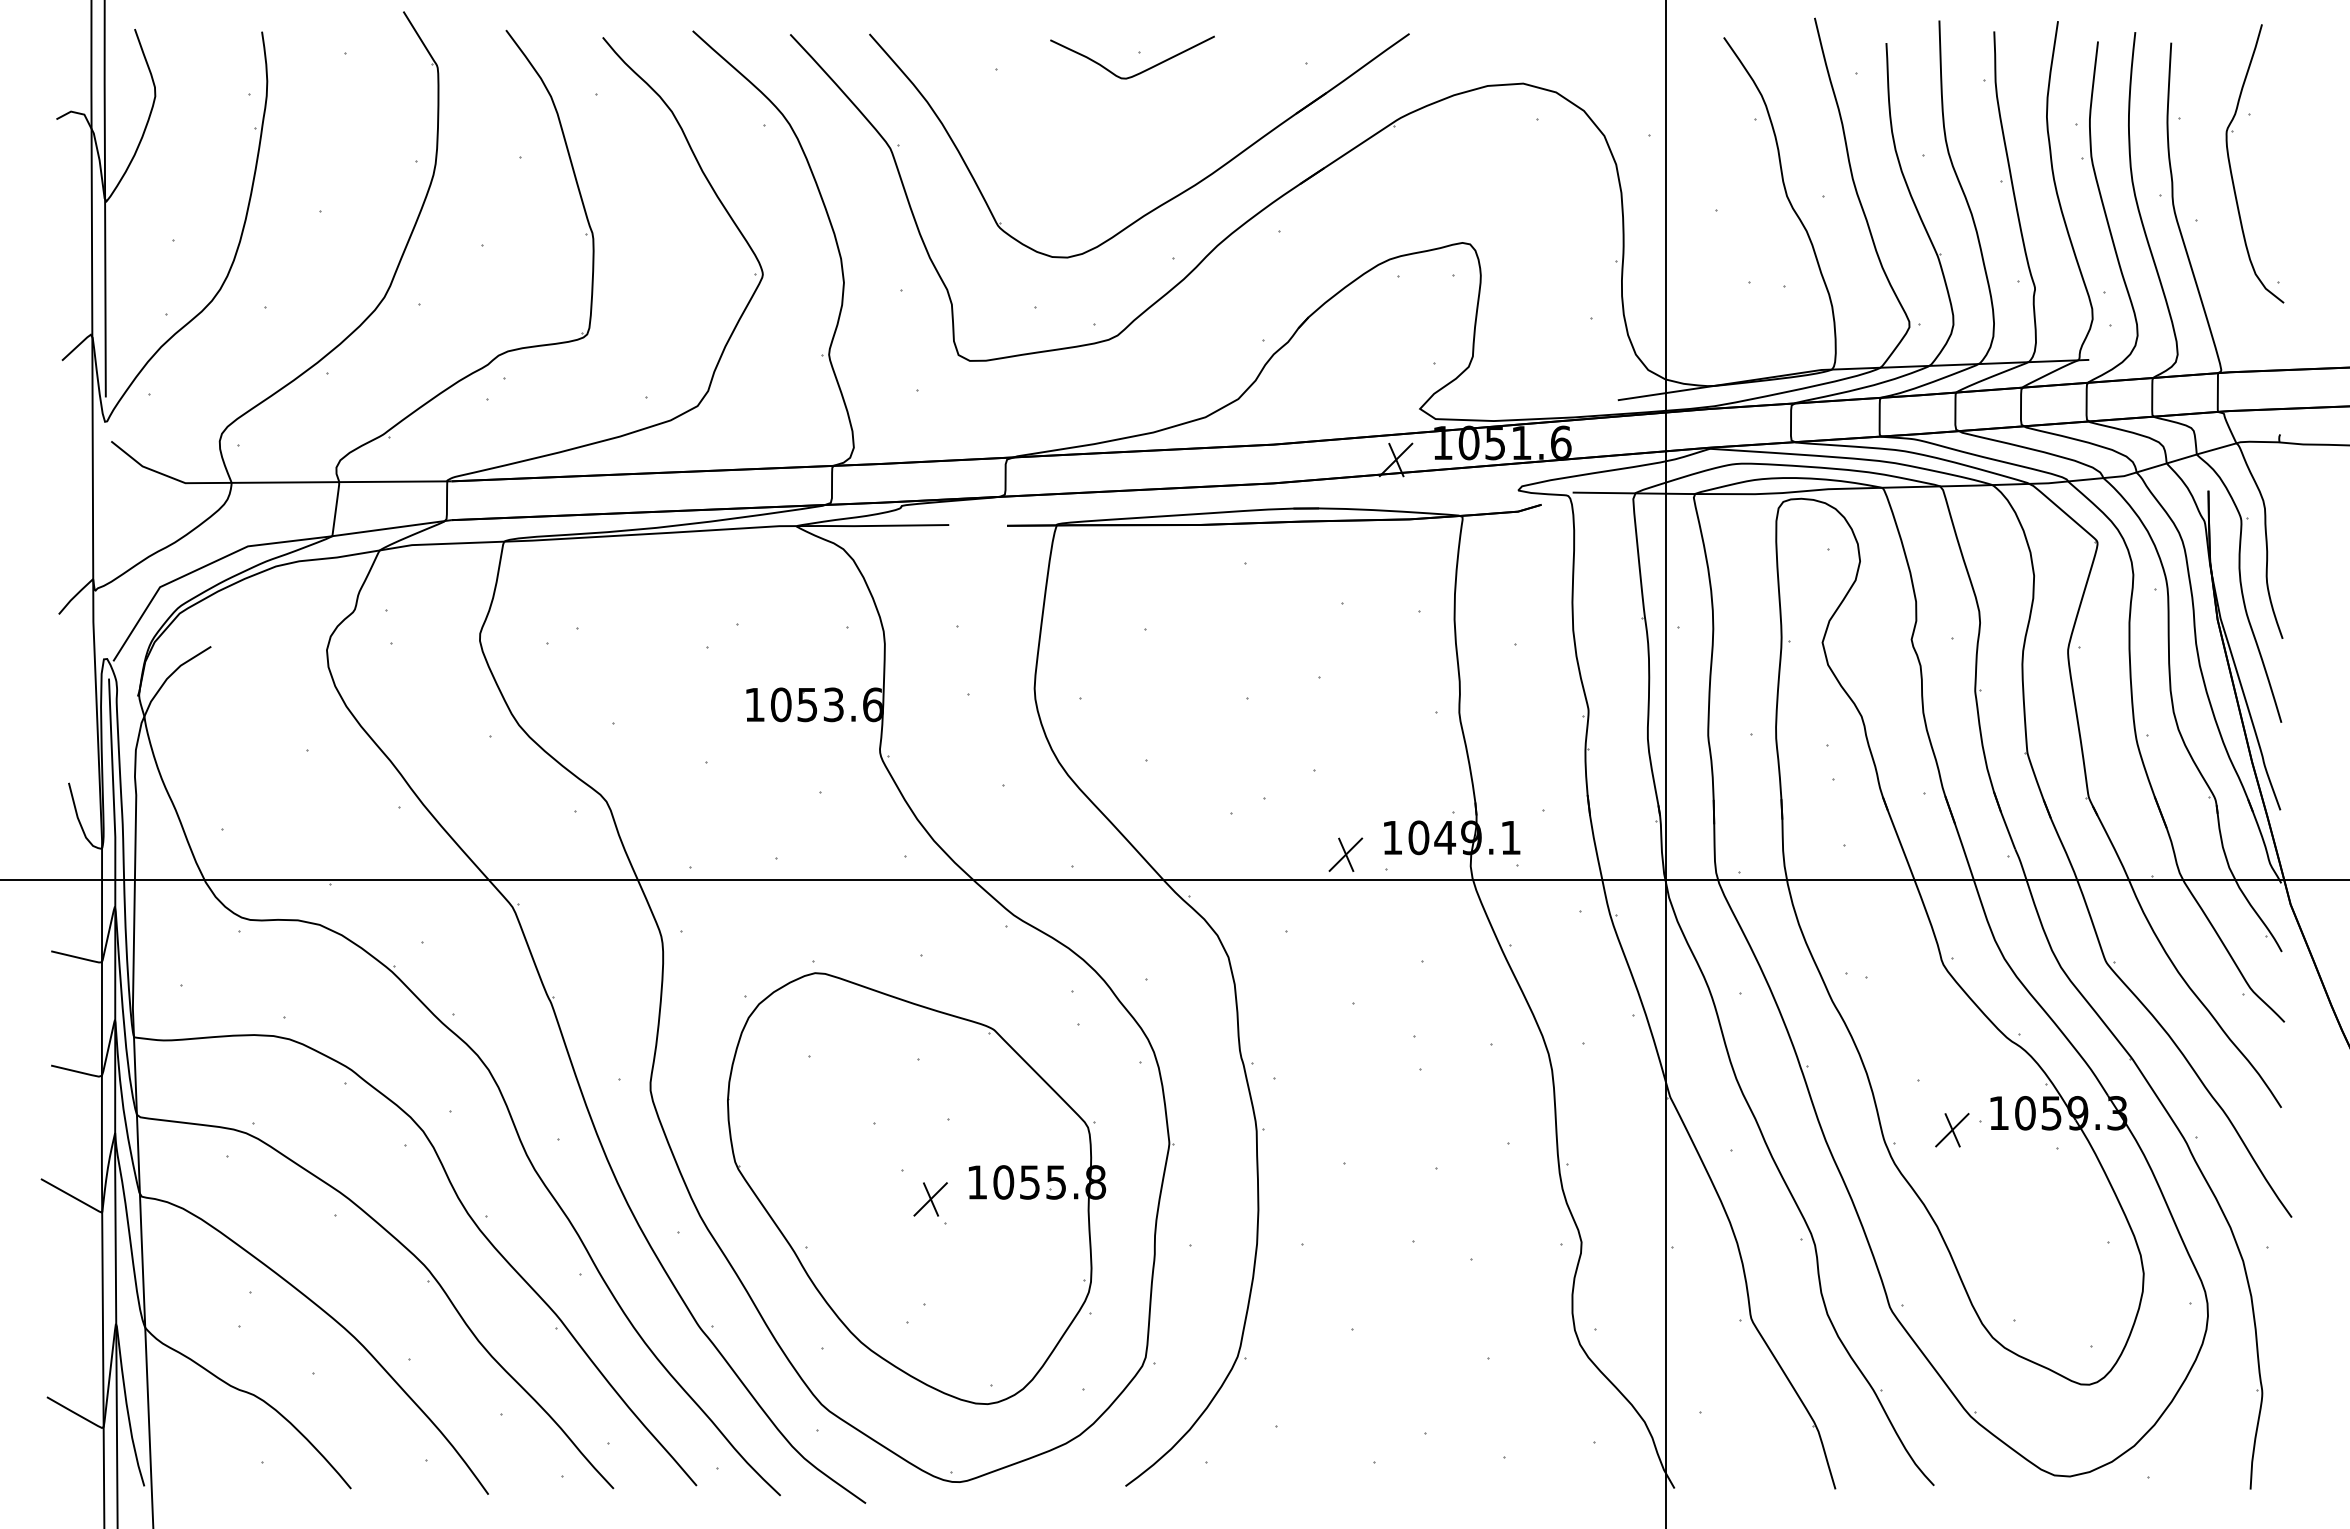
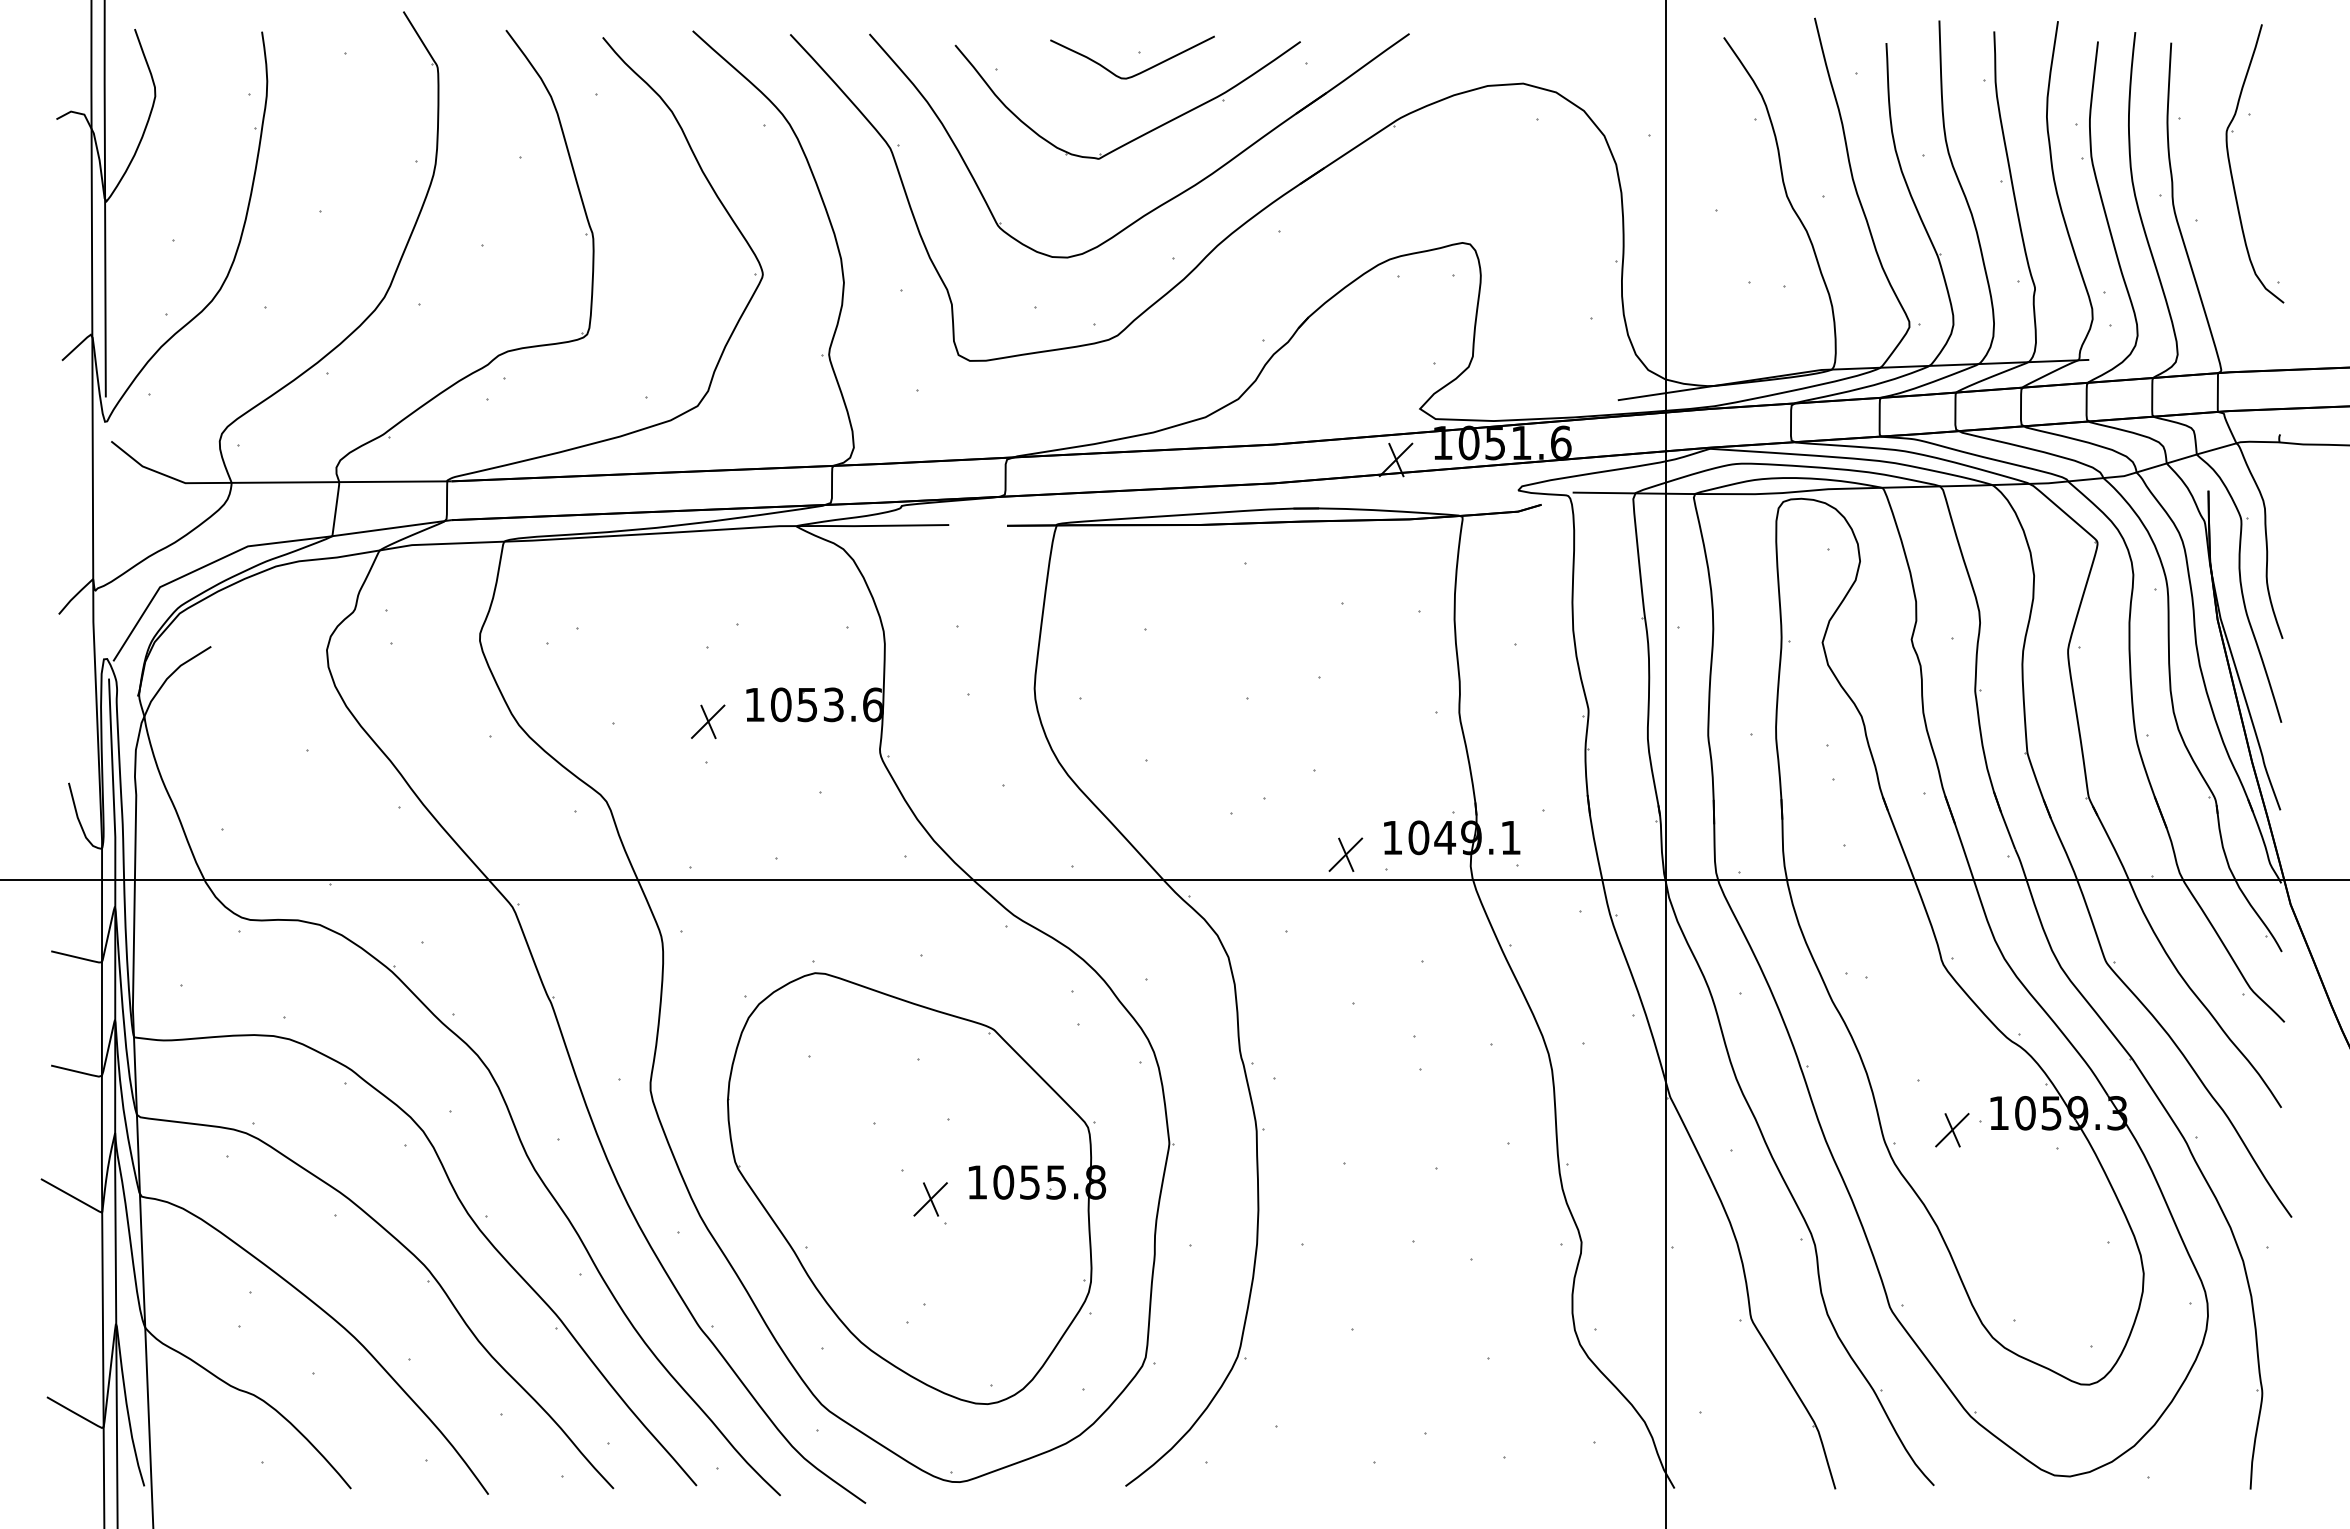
part: none -> present (1147, 131)
part: none -> present (708, 721)
